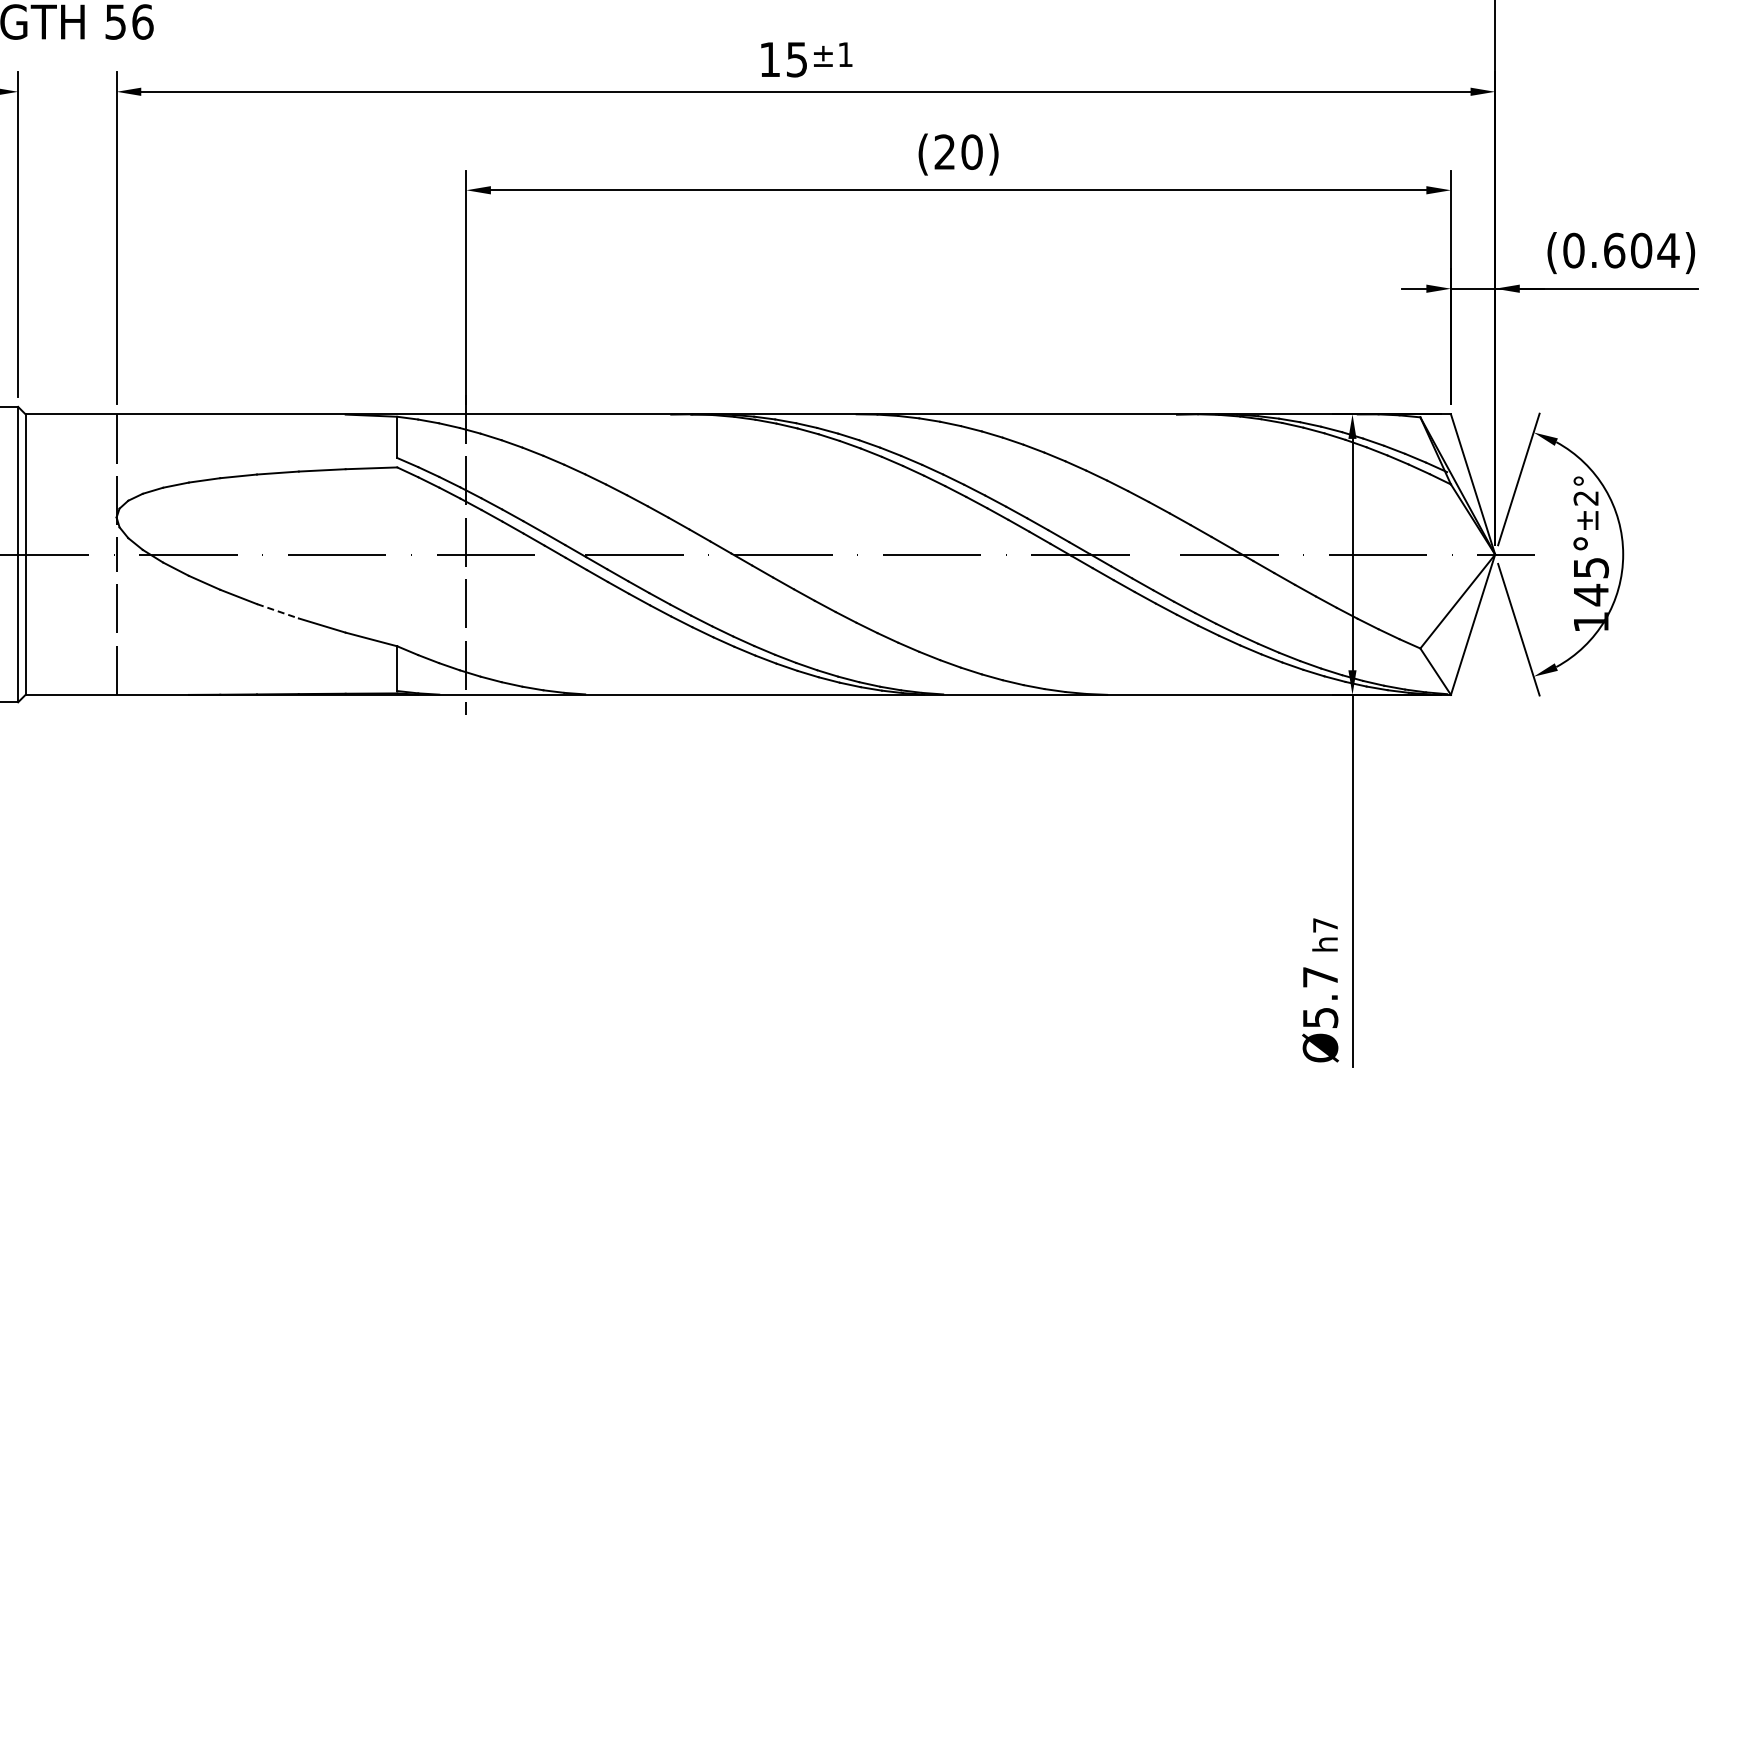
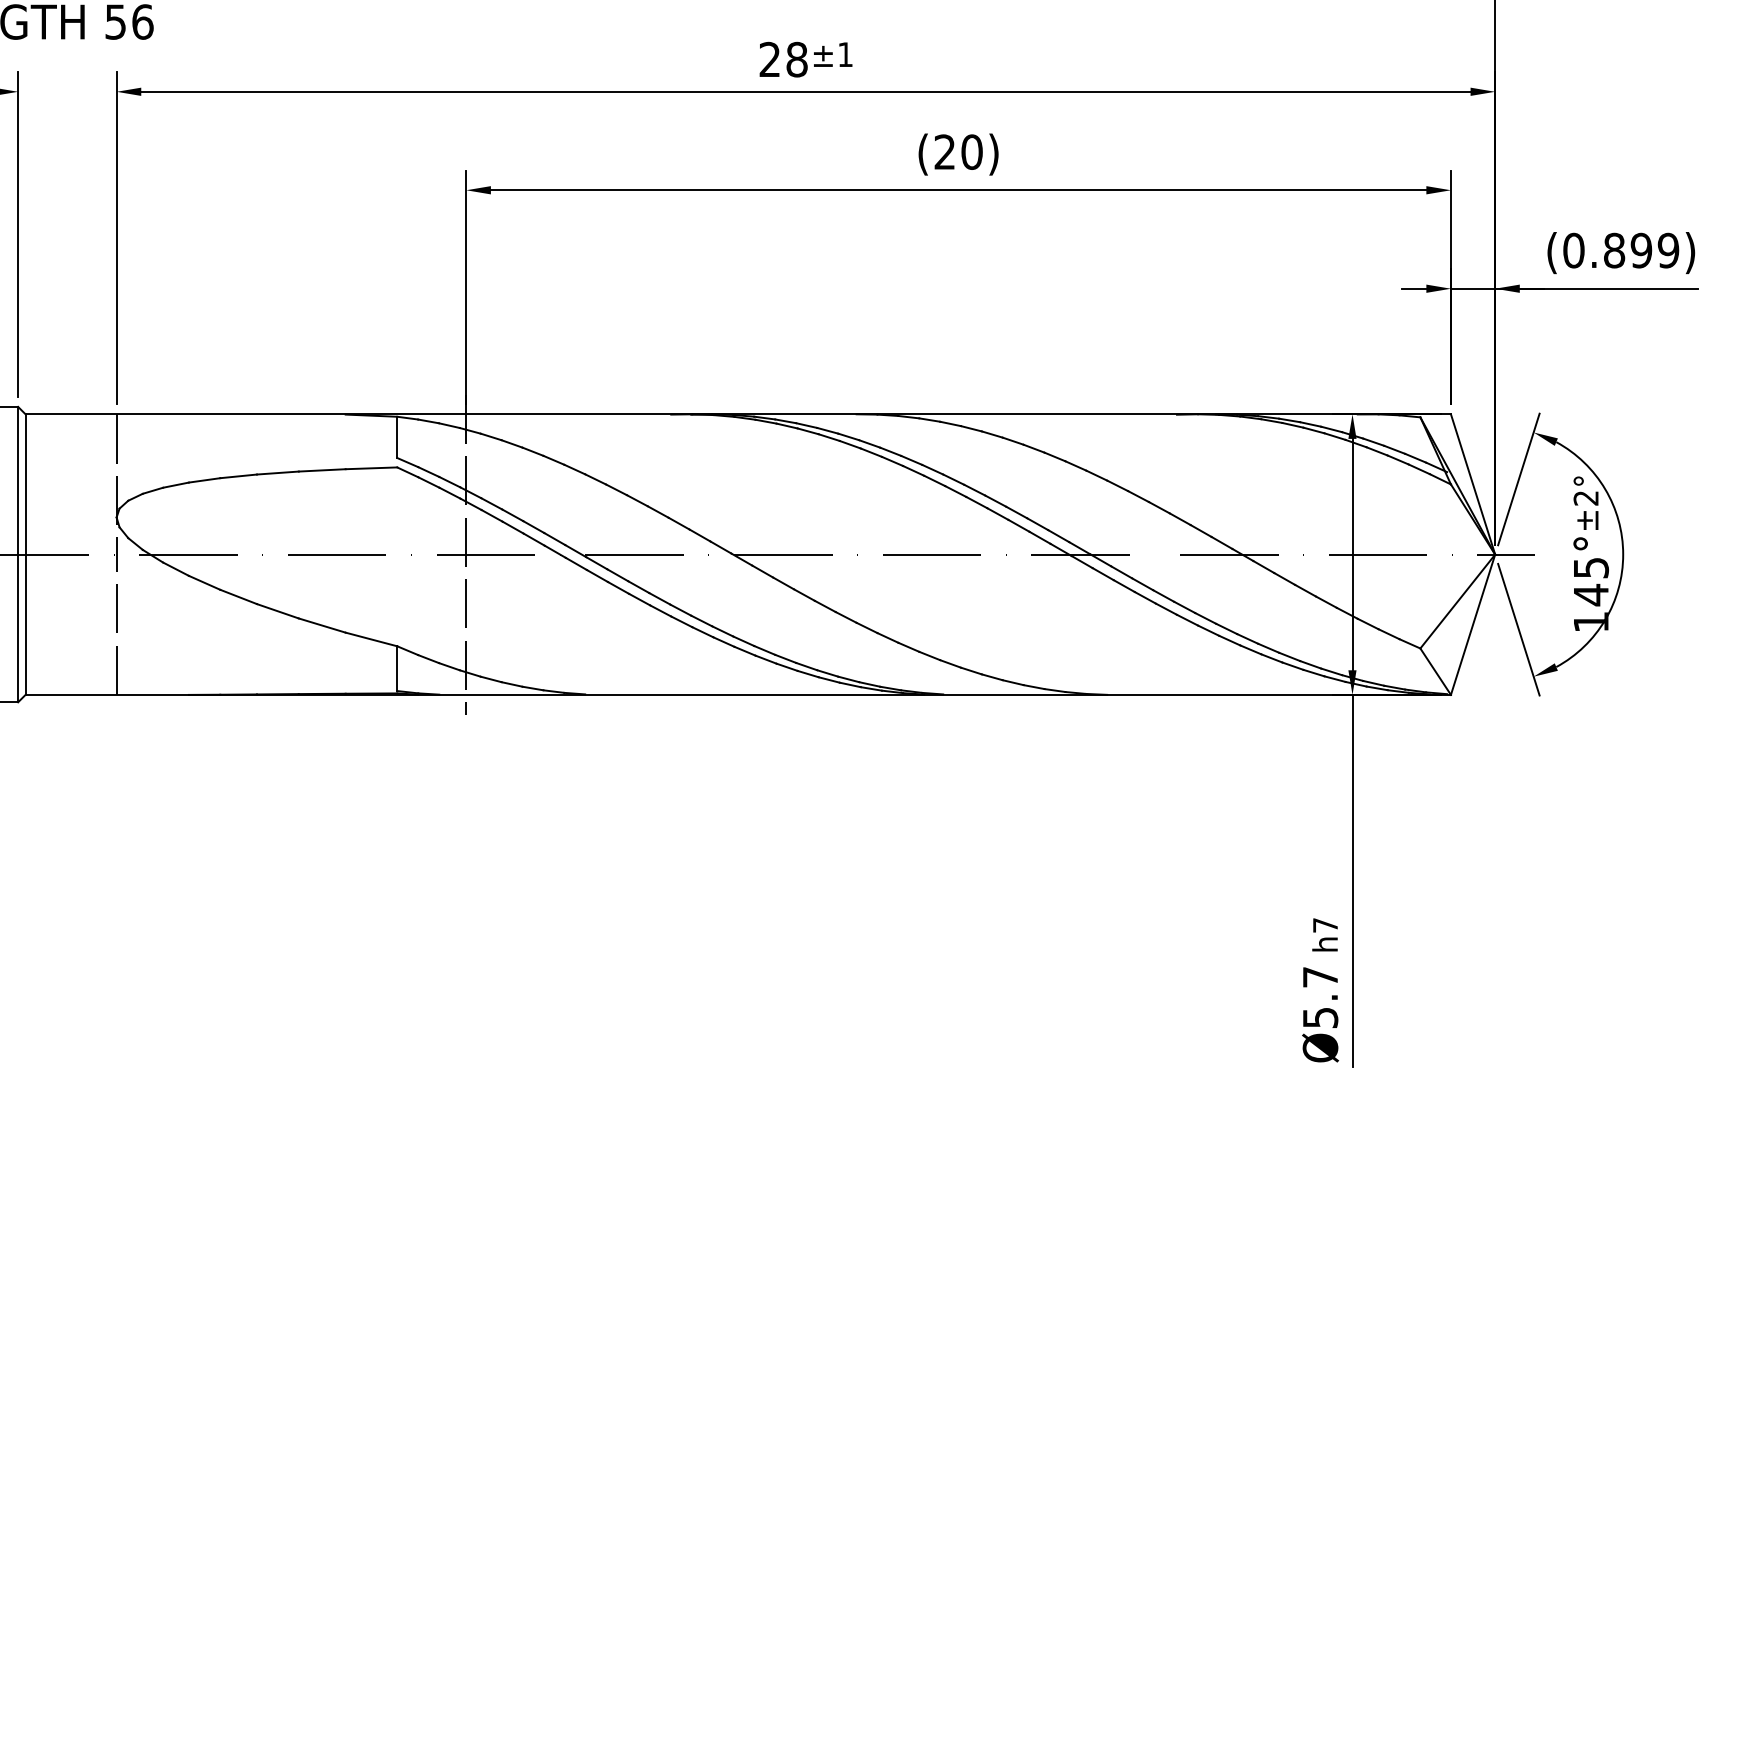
text: 15 -> 28 (783, 59)
text: (0.604) -> (0.899) (1641, 250)
line: dashed -> solid (278, 611)
